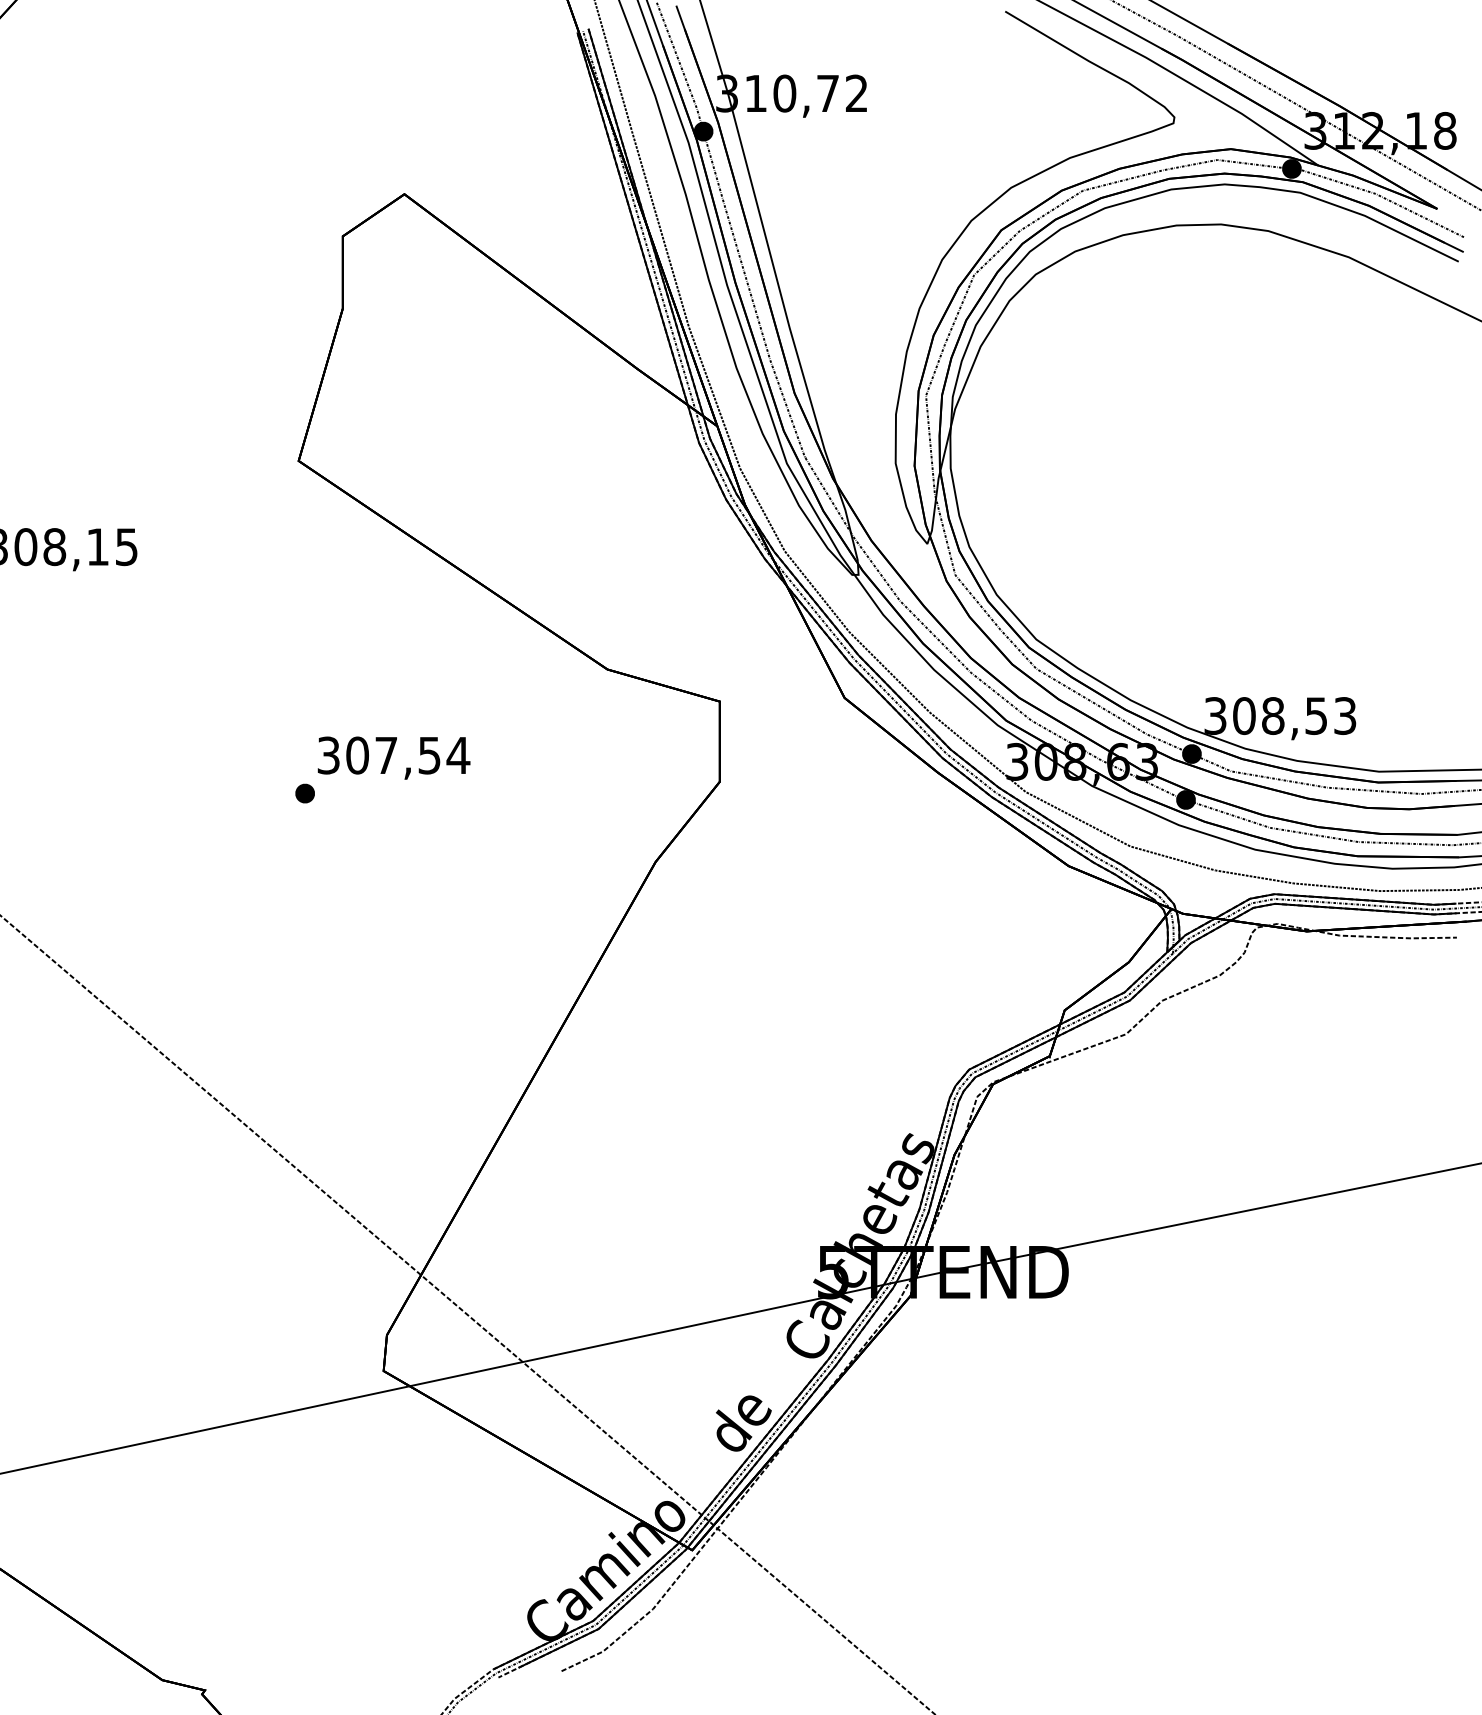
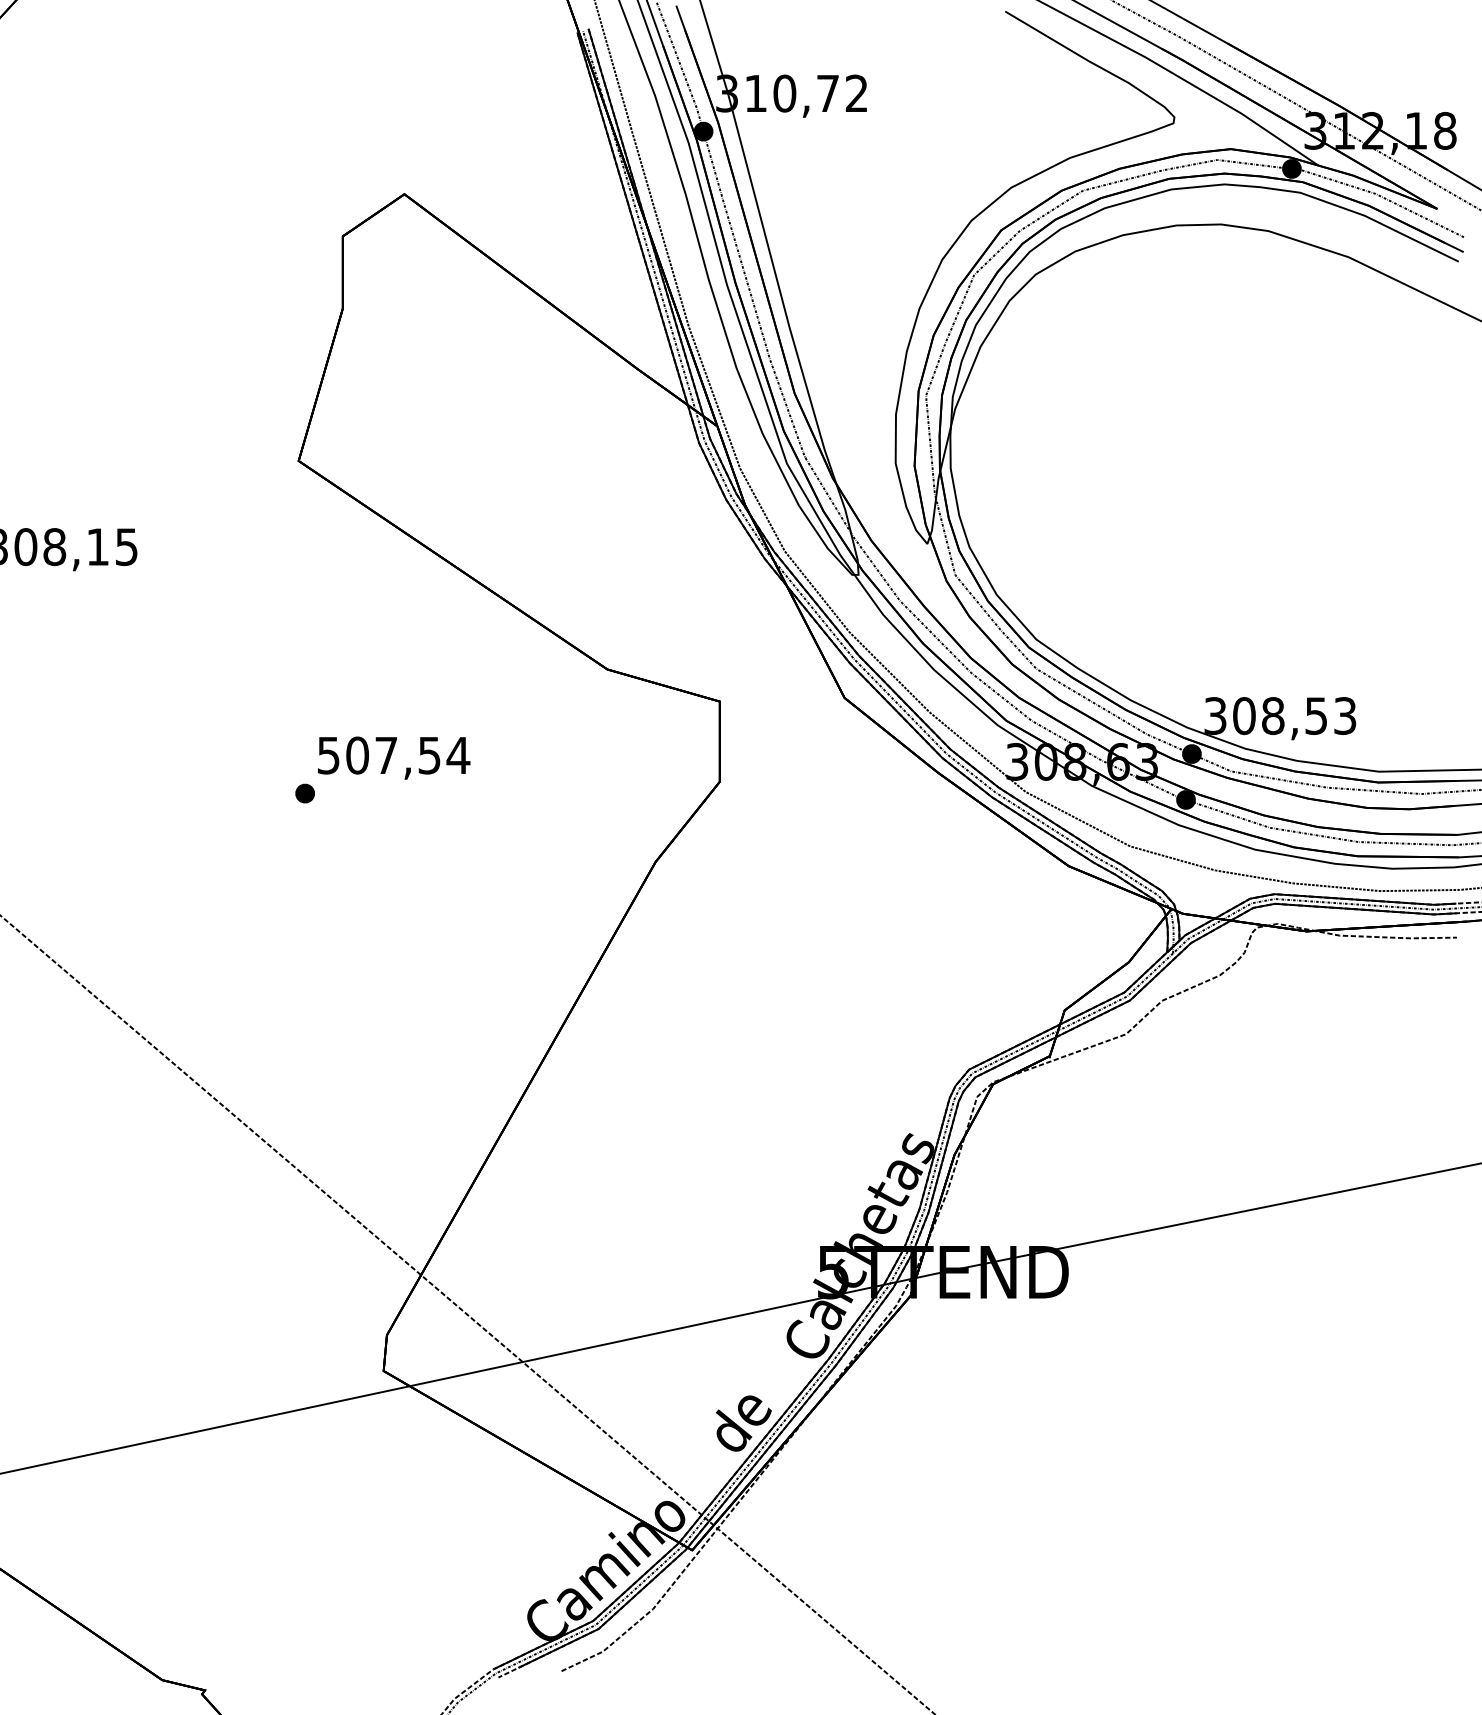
text: 307,54 -> 507,54 (328, 754)
